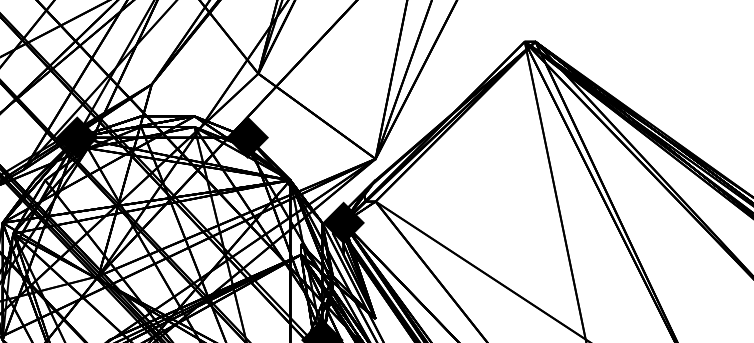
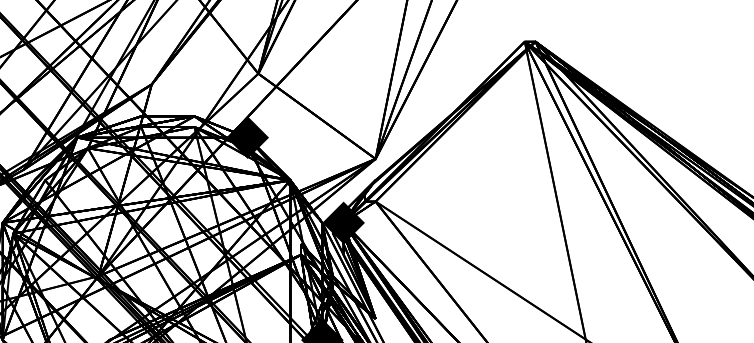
fill: present -> none (76, 137)
